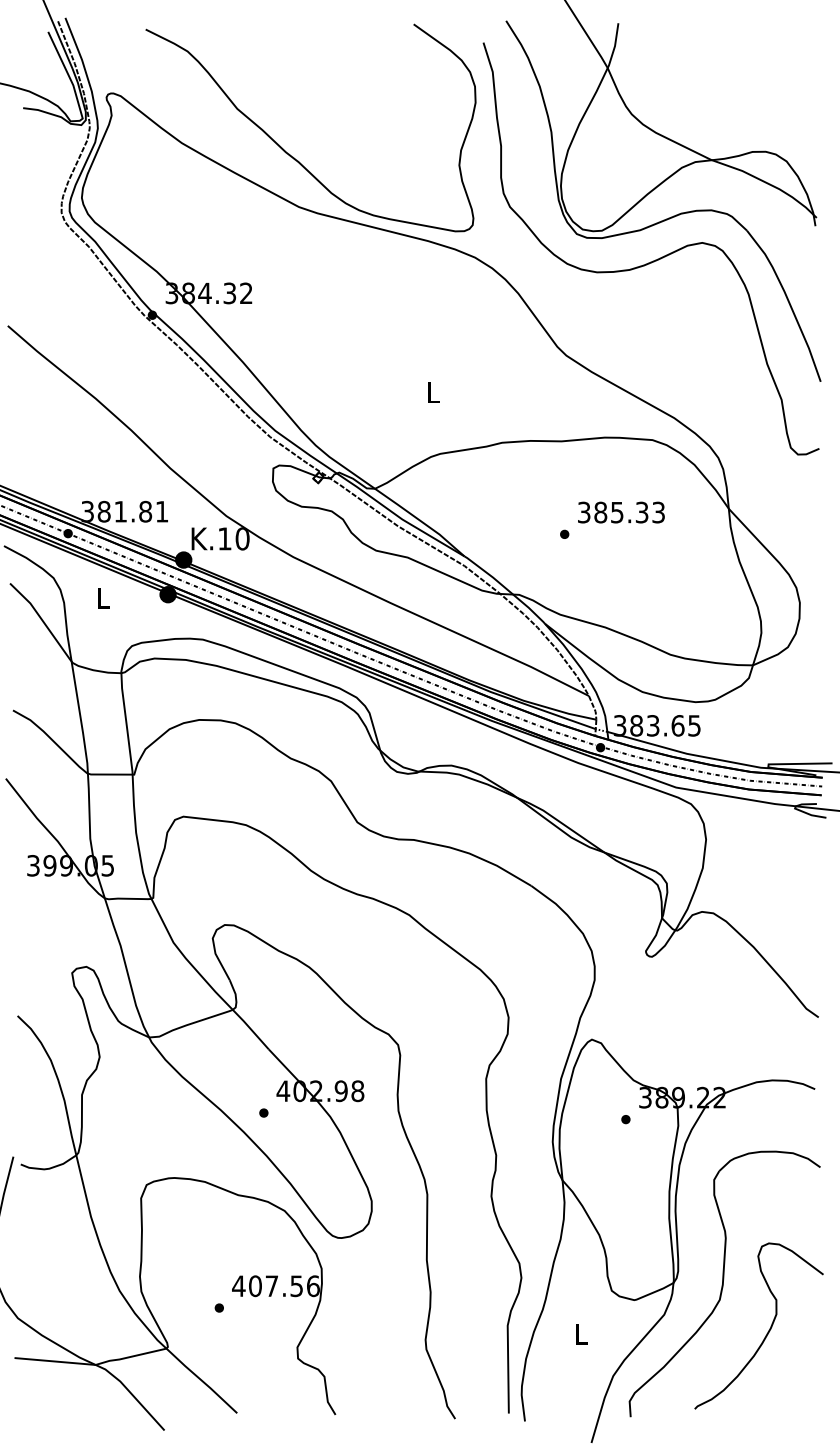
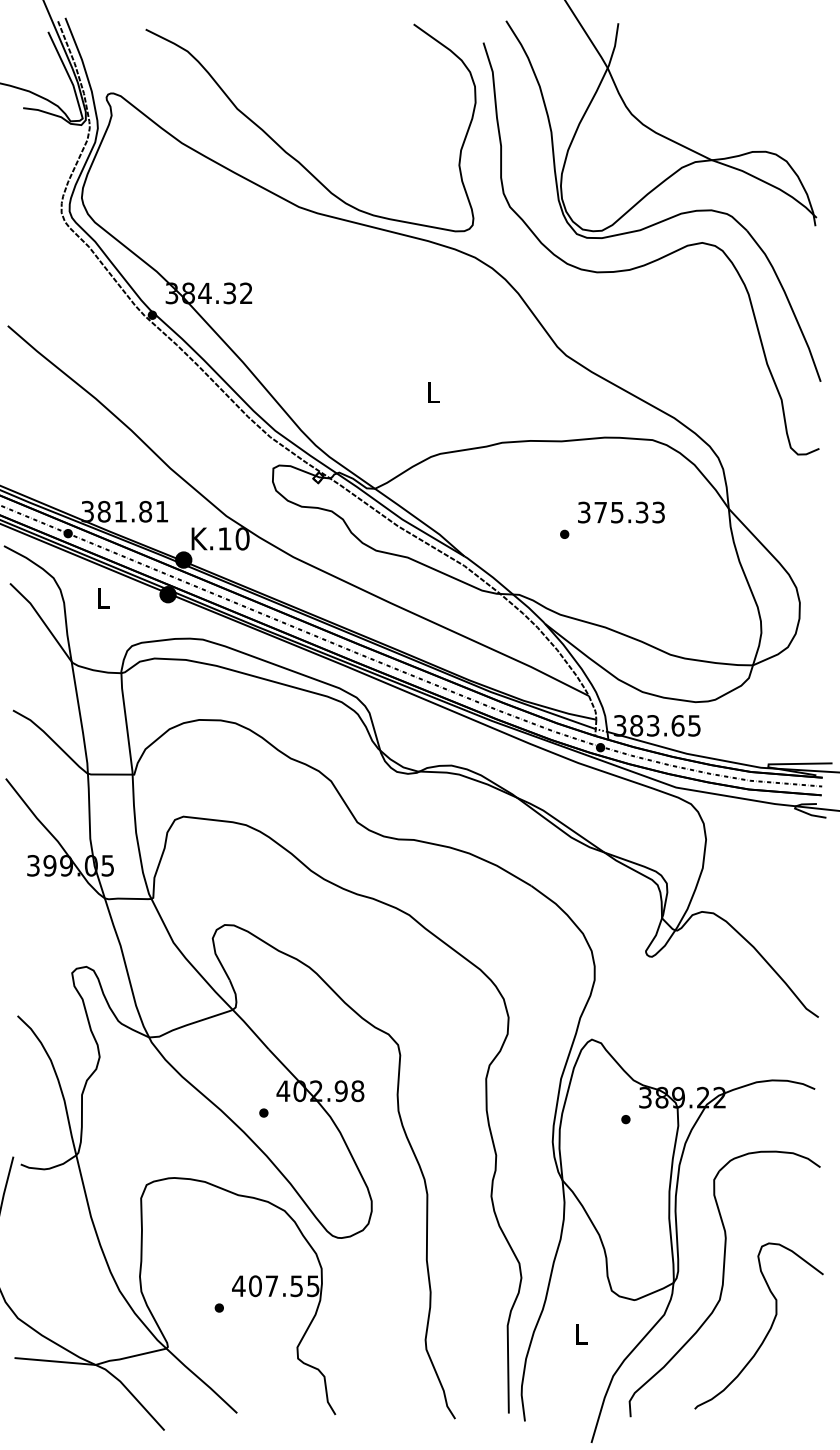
text: 385.33 -> 375.33 (600, 512)
text: 407.56 -> 407.55 (313, 1286)
